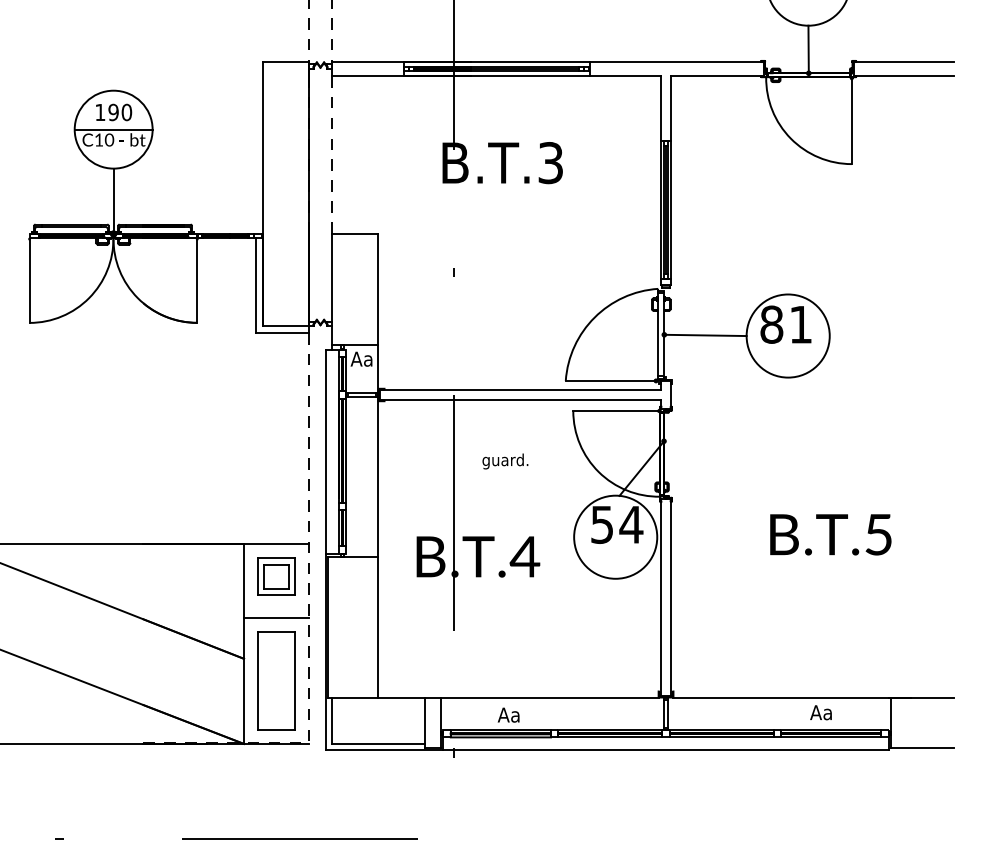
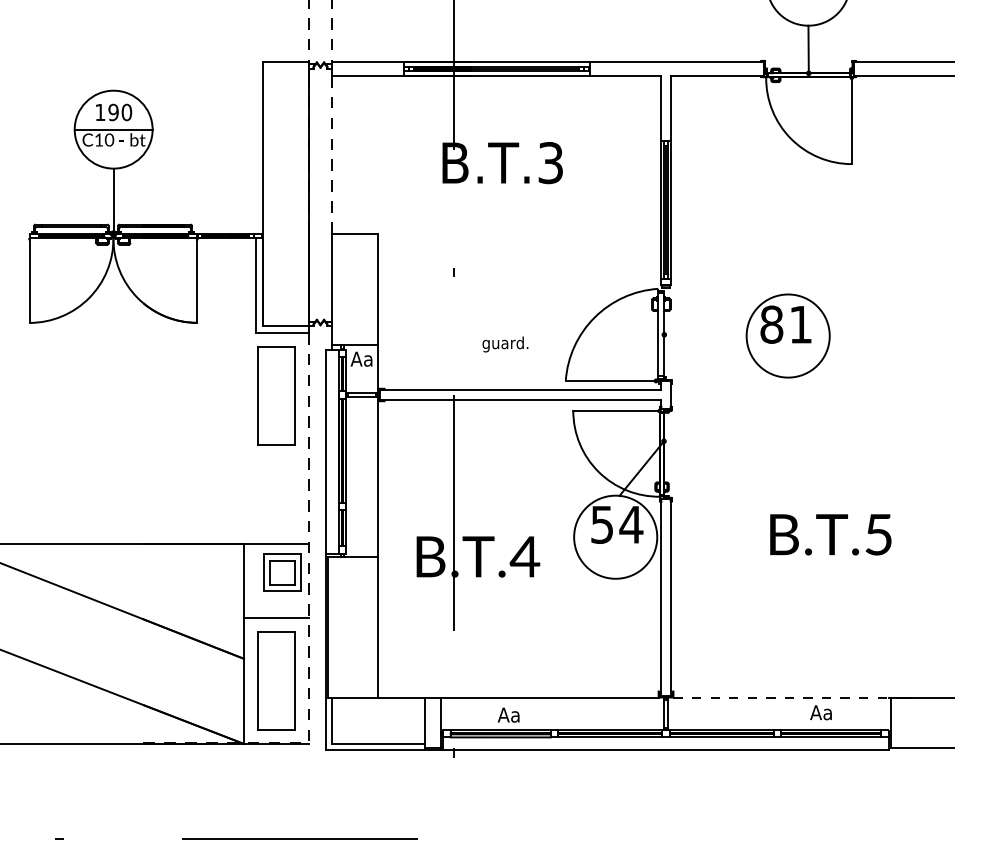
line: present -> none (705, 335)
part: none -> present (276, 395)
text position: (505, 461) -> (505, 344) (505, 344)
part position: (276, 576) -> (282, 572) (282, 572)
line: solid -> dashed (782, 697)
